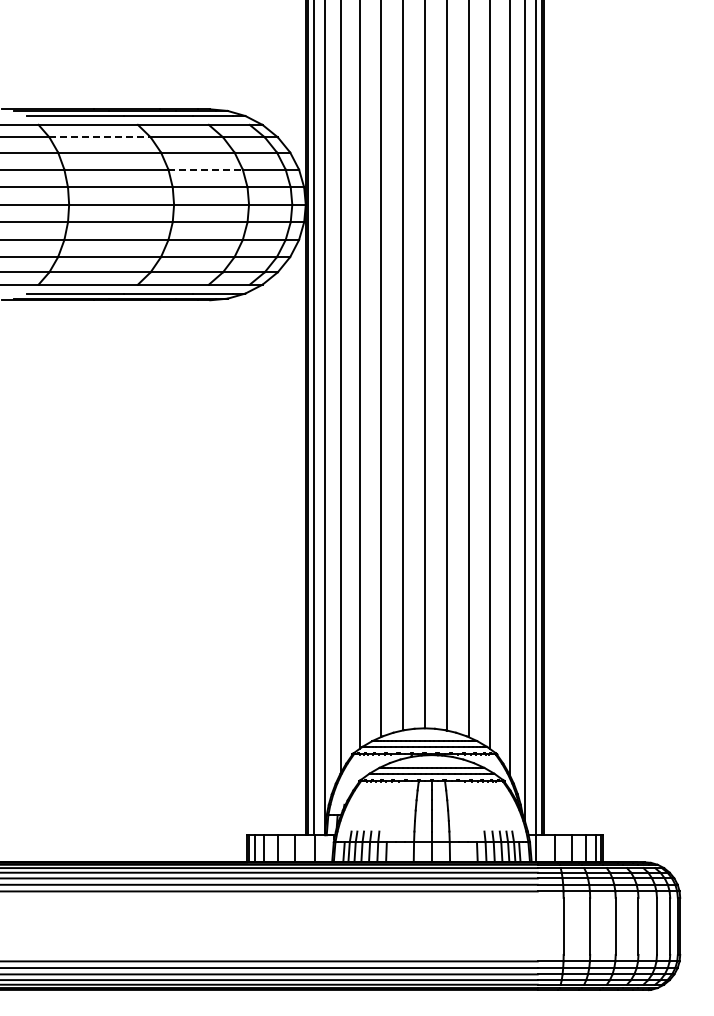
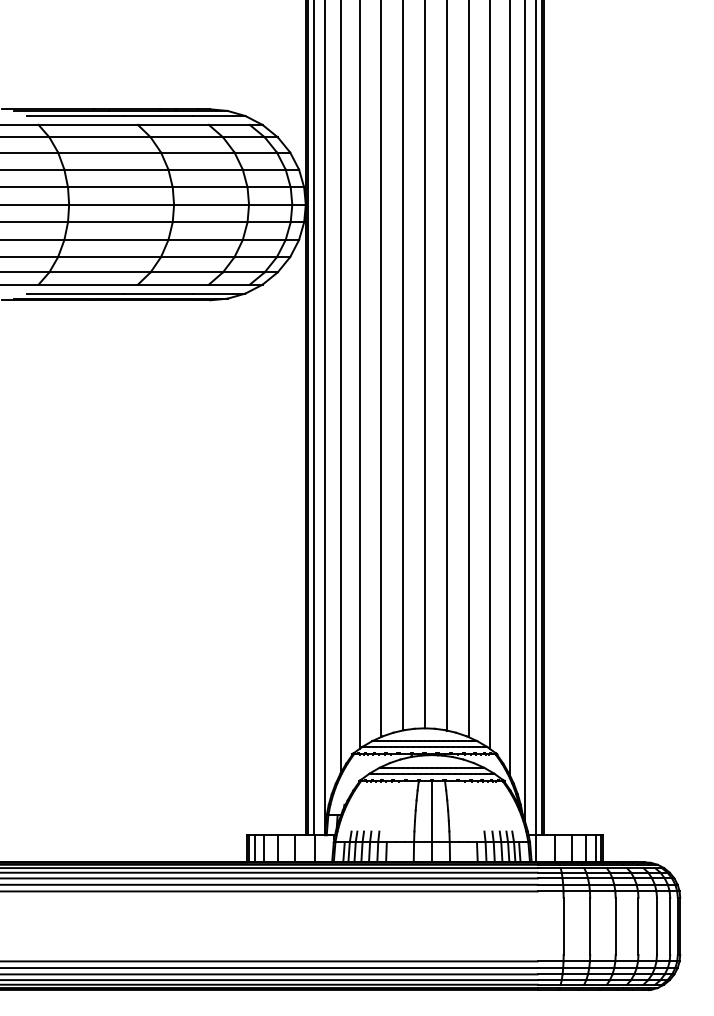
line: dashed -> solid (100, 137)
line: dashed -> solid (206, 169)
